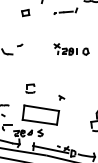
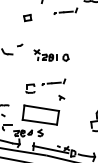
part position: (25, 13) -> (27, 18) (27, 18)
part position: (71, 49) -> (51, 55) (51, 55)
part: none -> present (53, 81)
